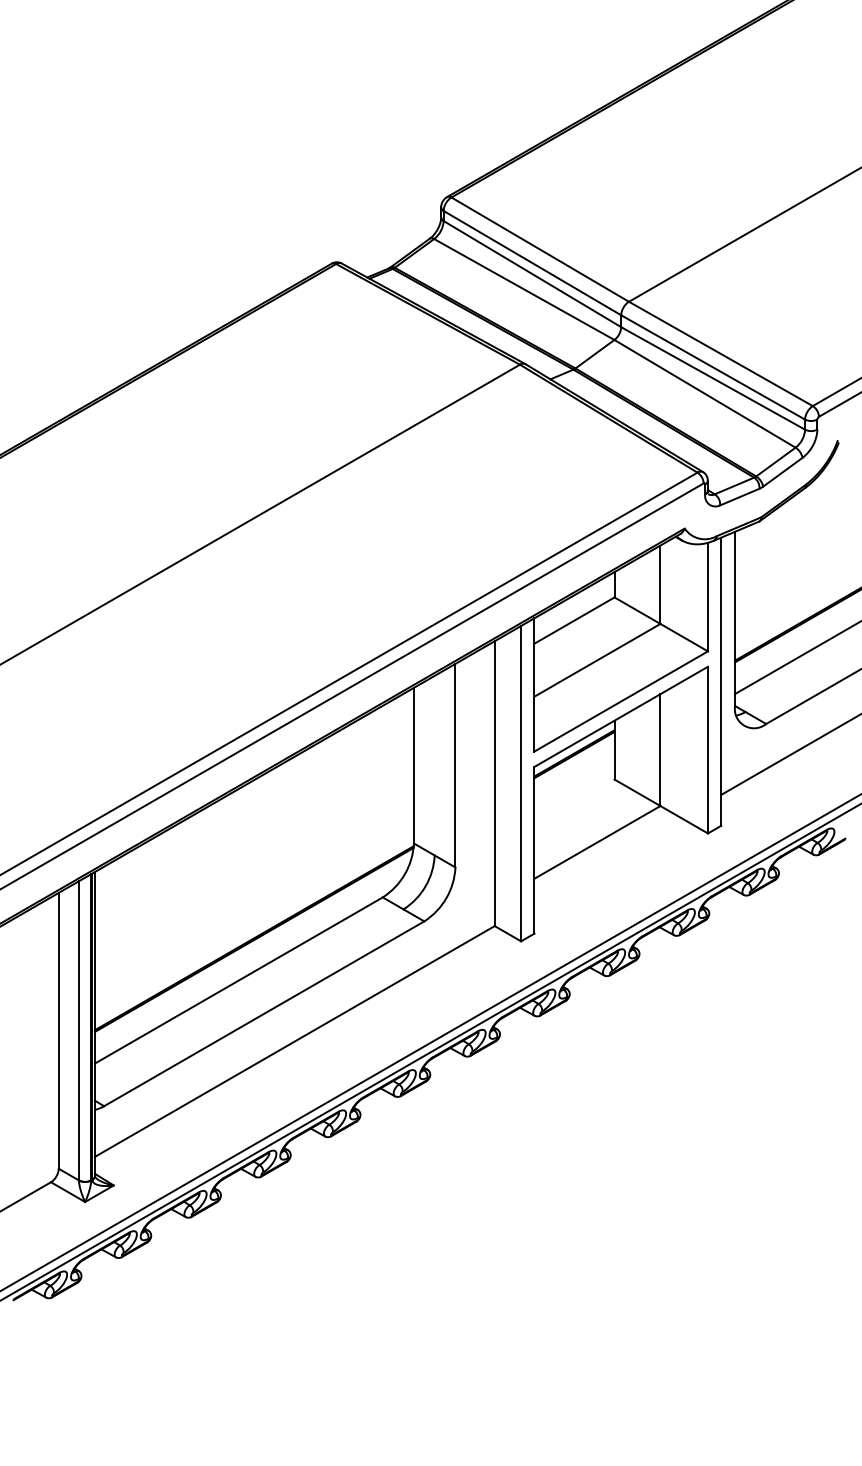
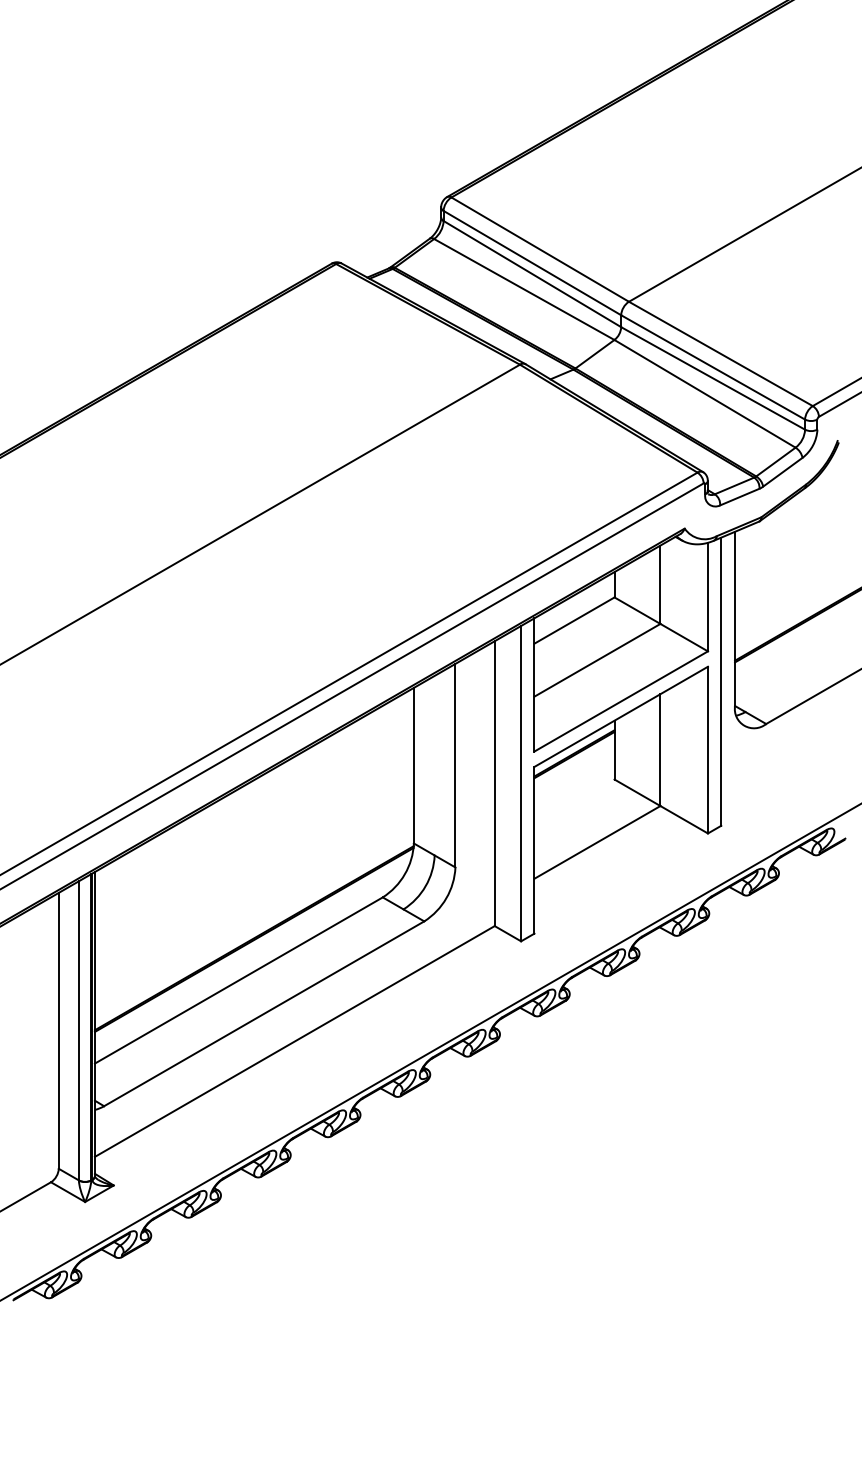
line: present -> none (796, 658)
line: present -> none (789, 754)
line: present -> none (430, 1042)
